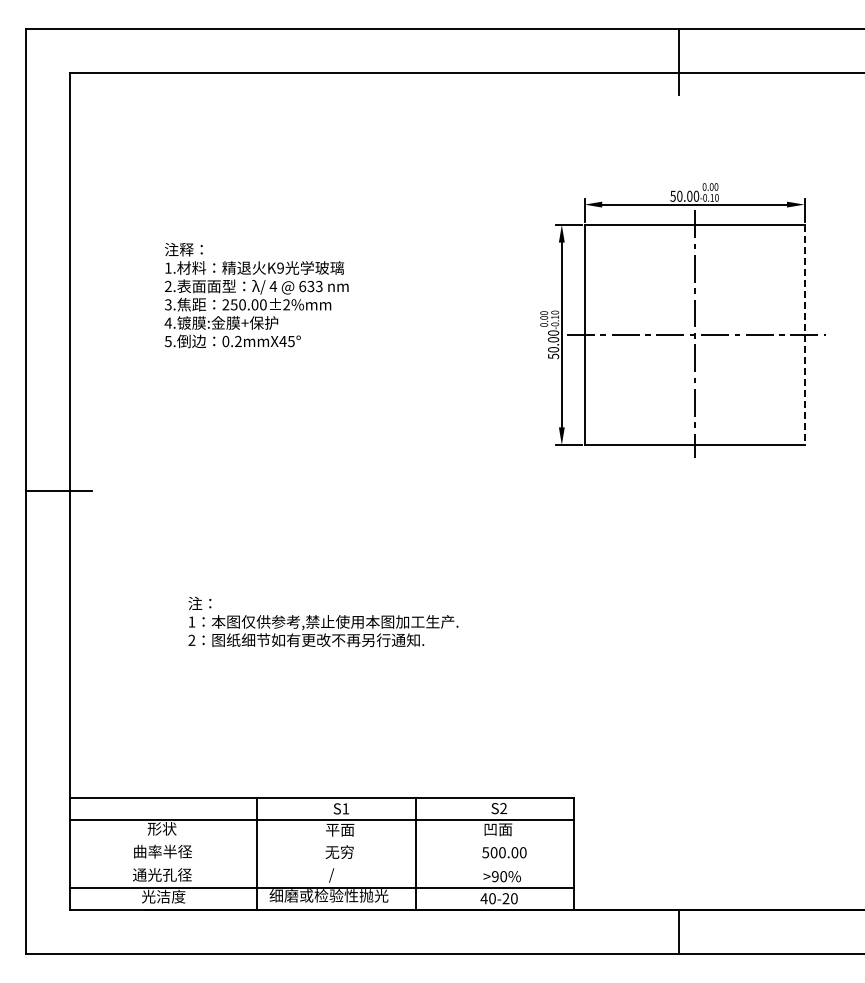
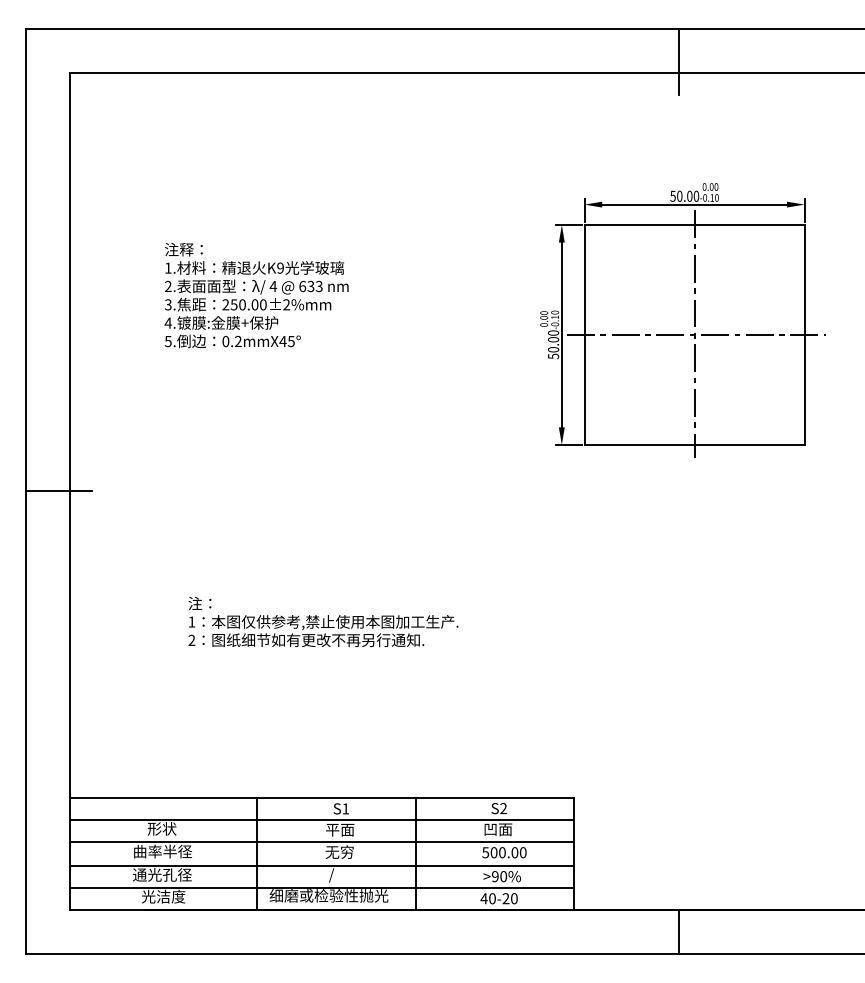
line: dashed -> solid (804, 335)
line: none -> present (321, 841)
line: none -> present (321, 865)
